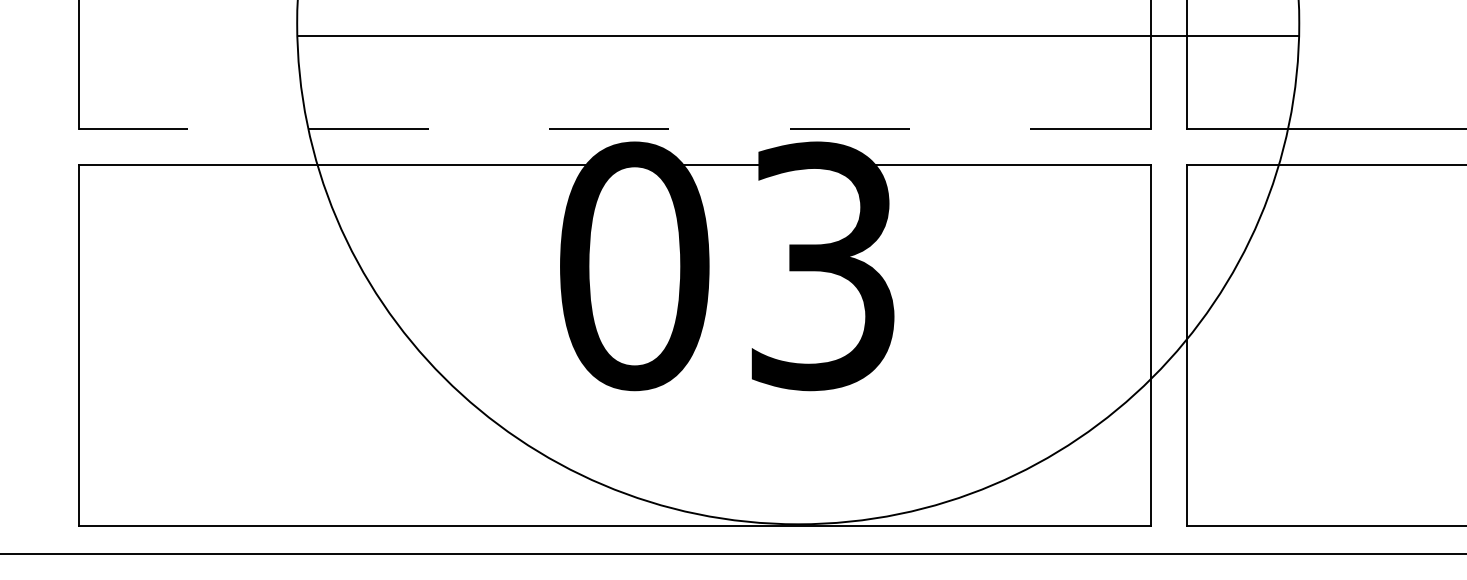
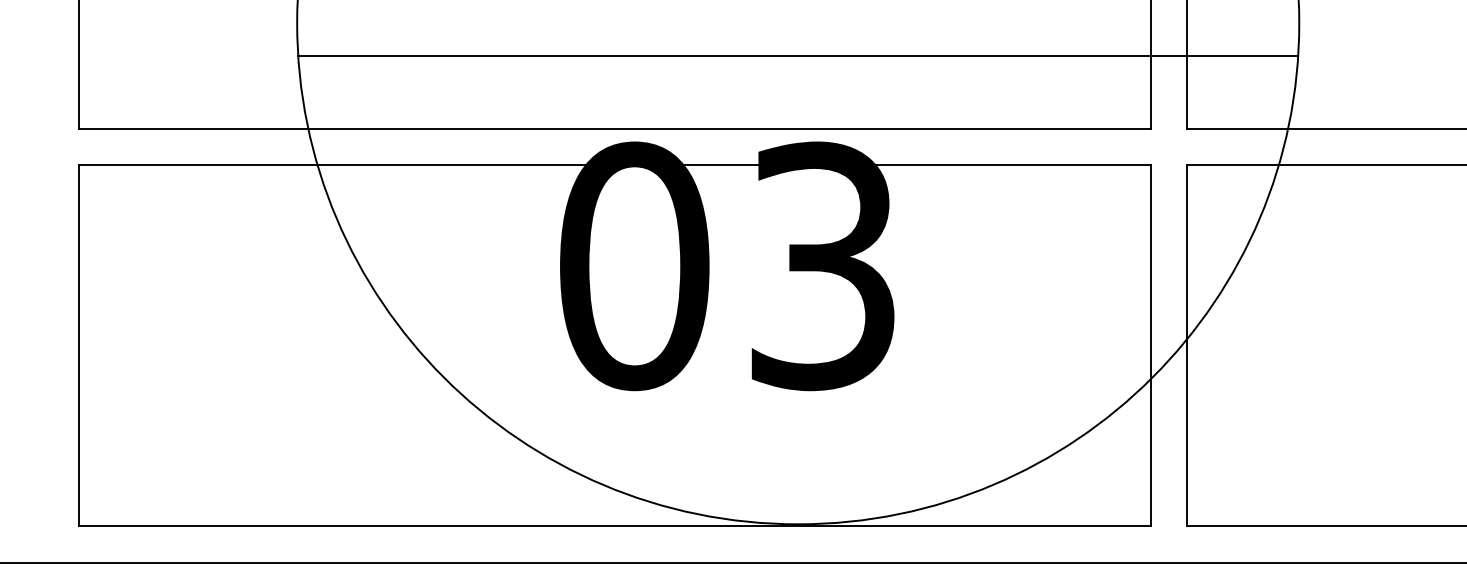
line position: (798, 35) -> (798, 55) (798, 55)
line: dashed -> solid (614, 129)
line position: (732, 553) -> (732, 562) (732, 562)
